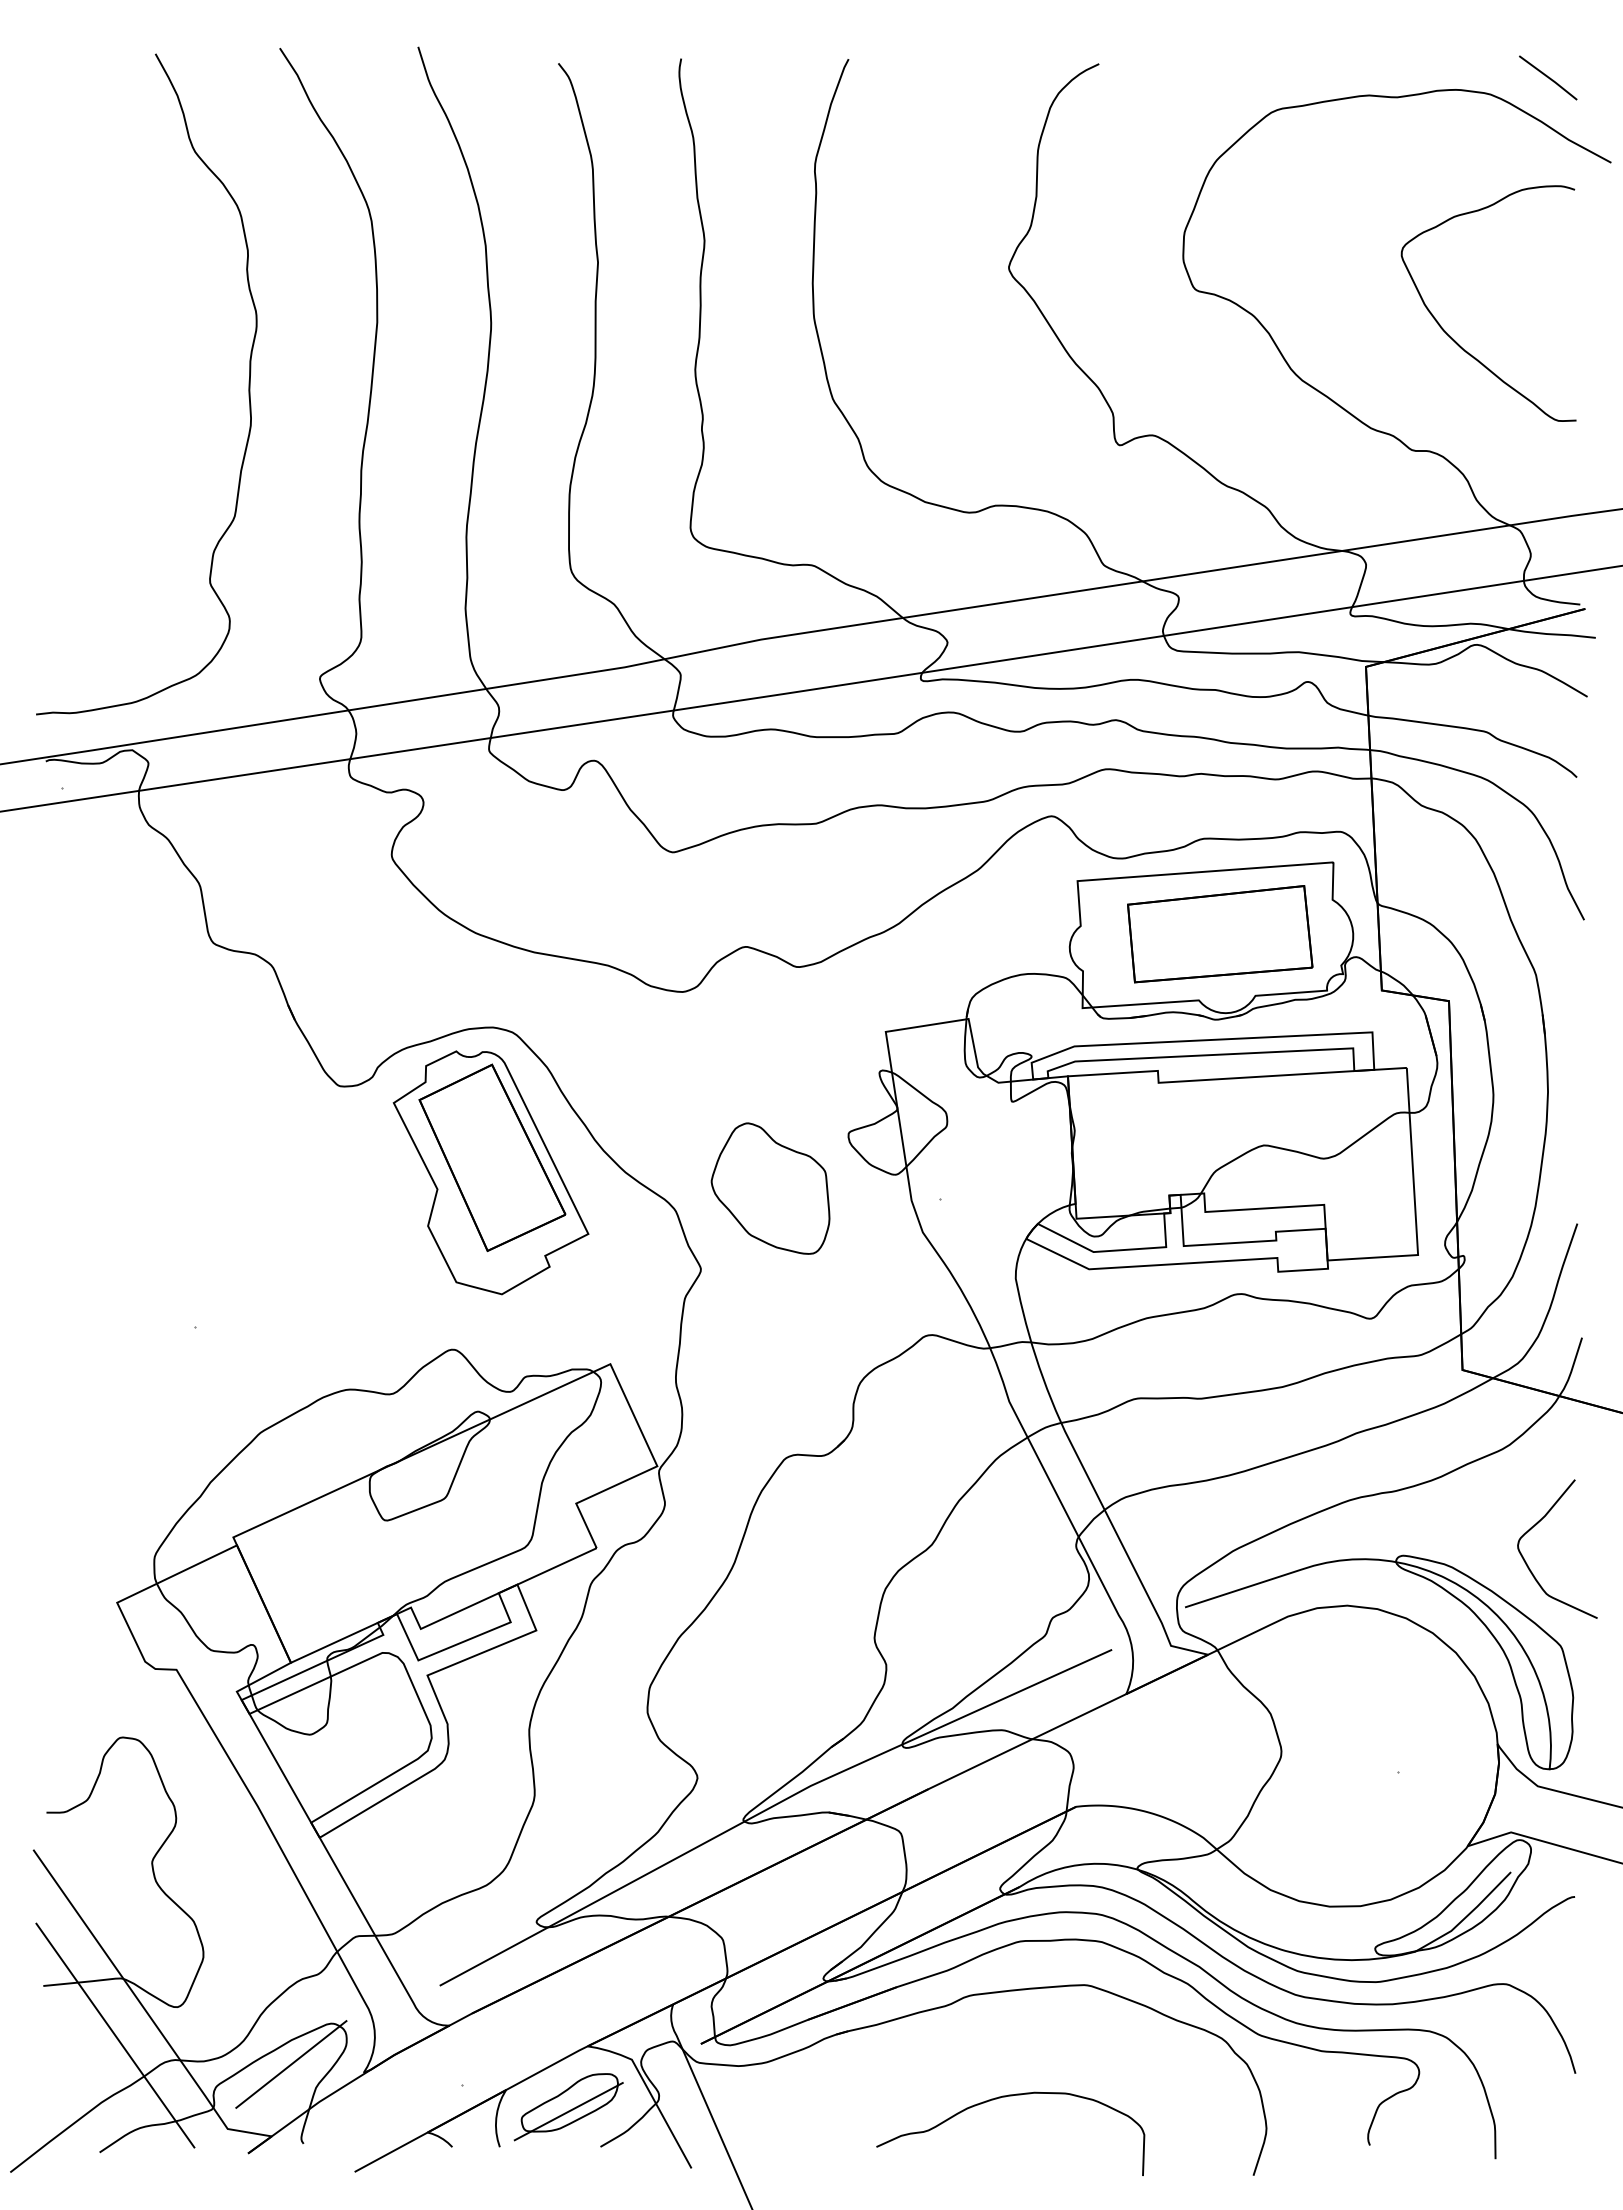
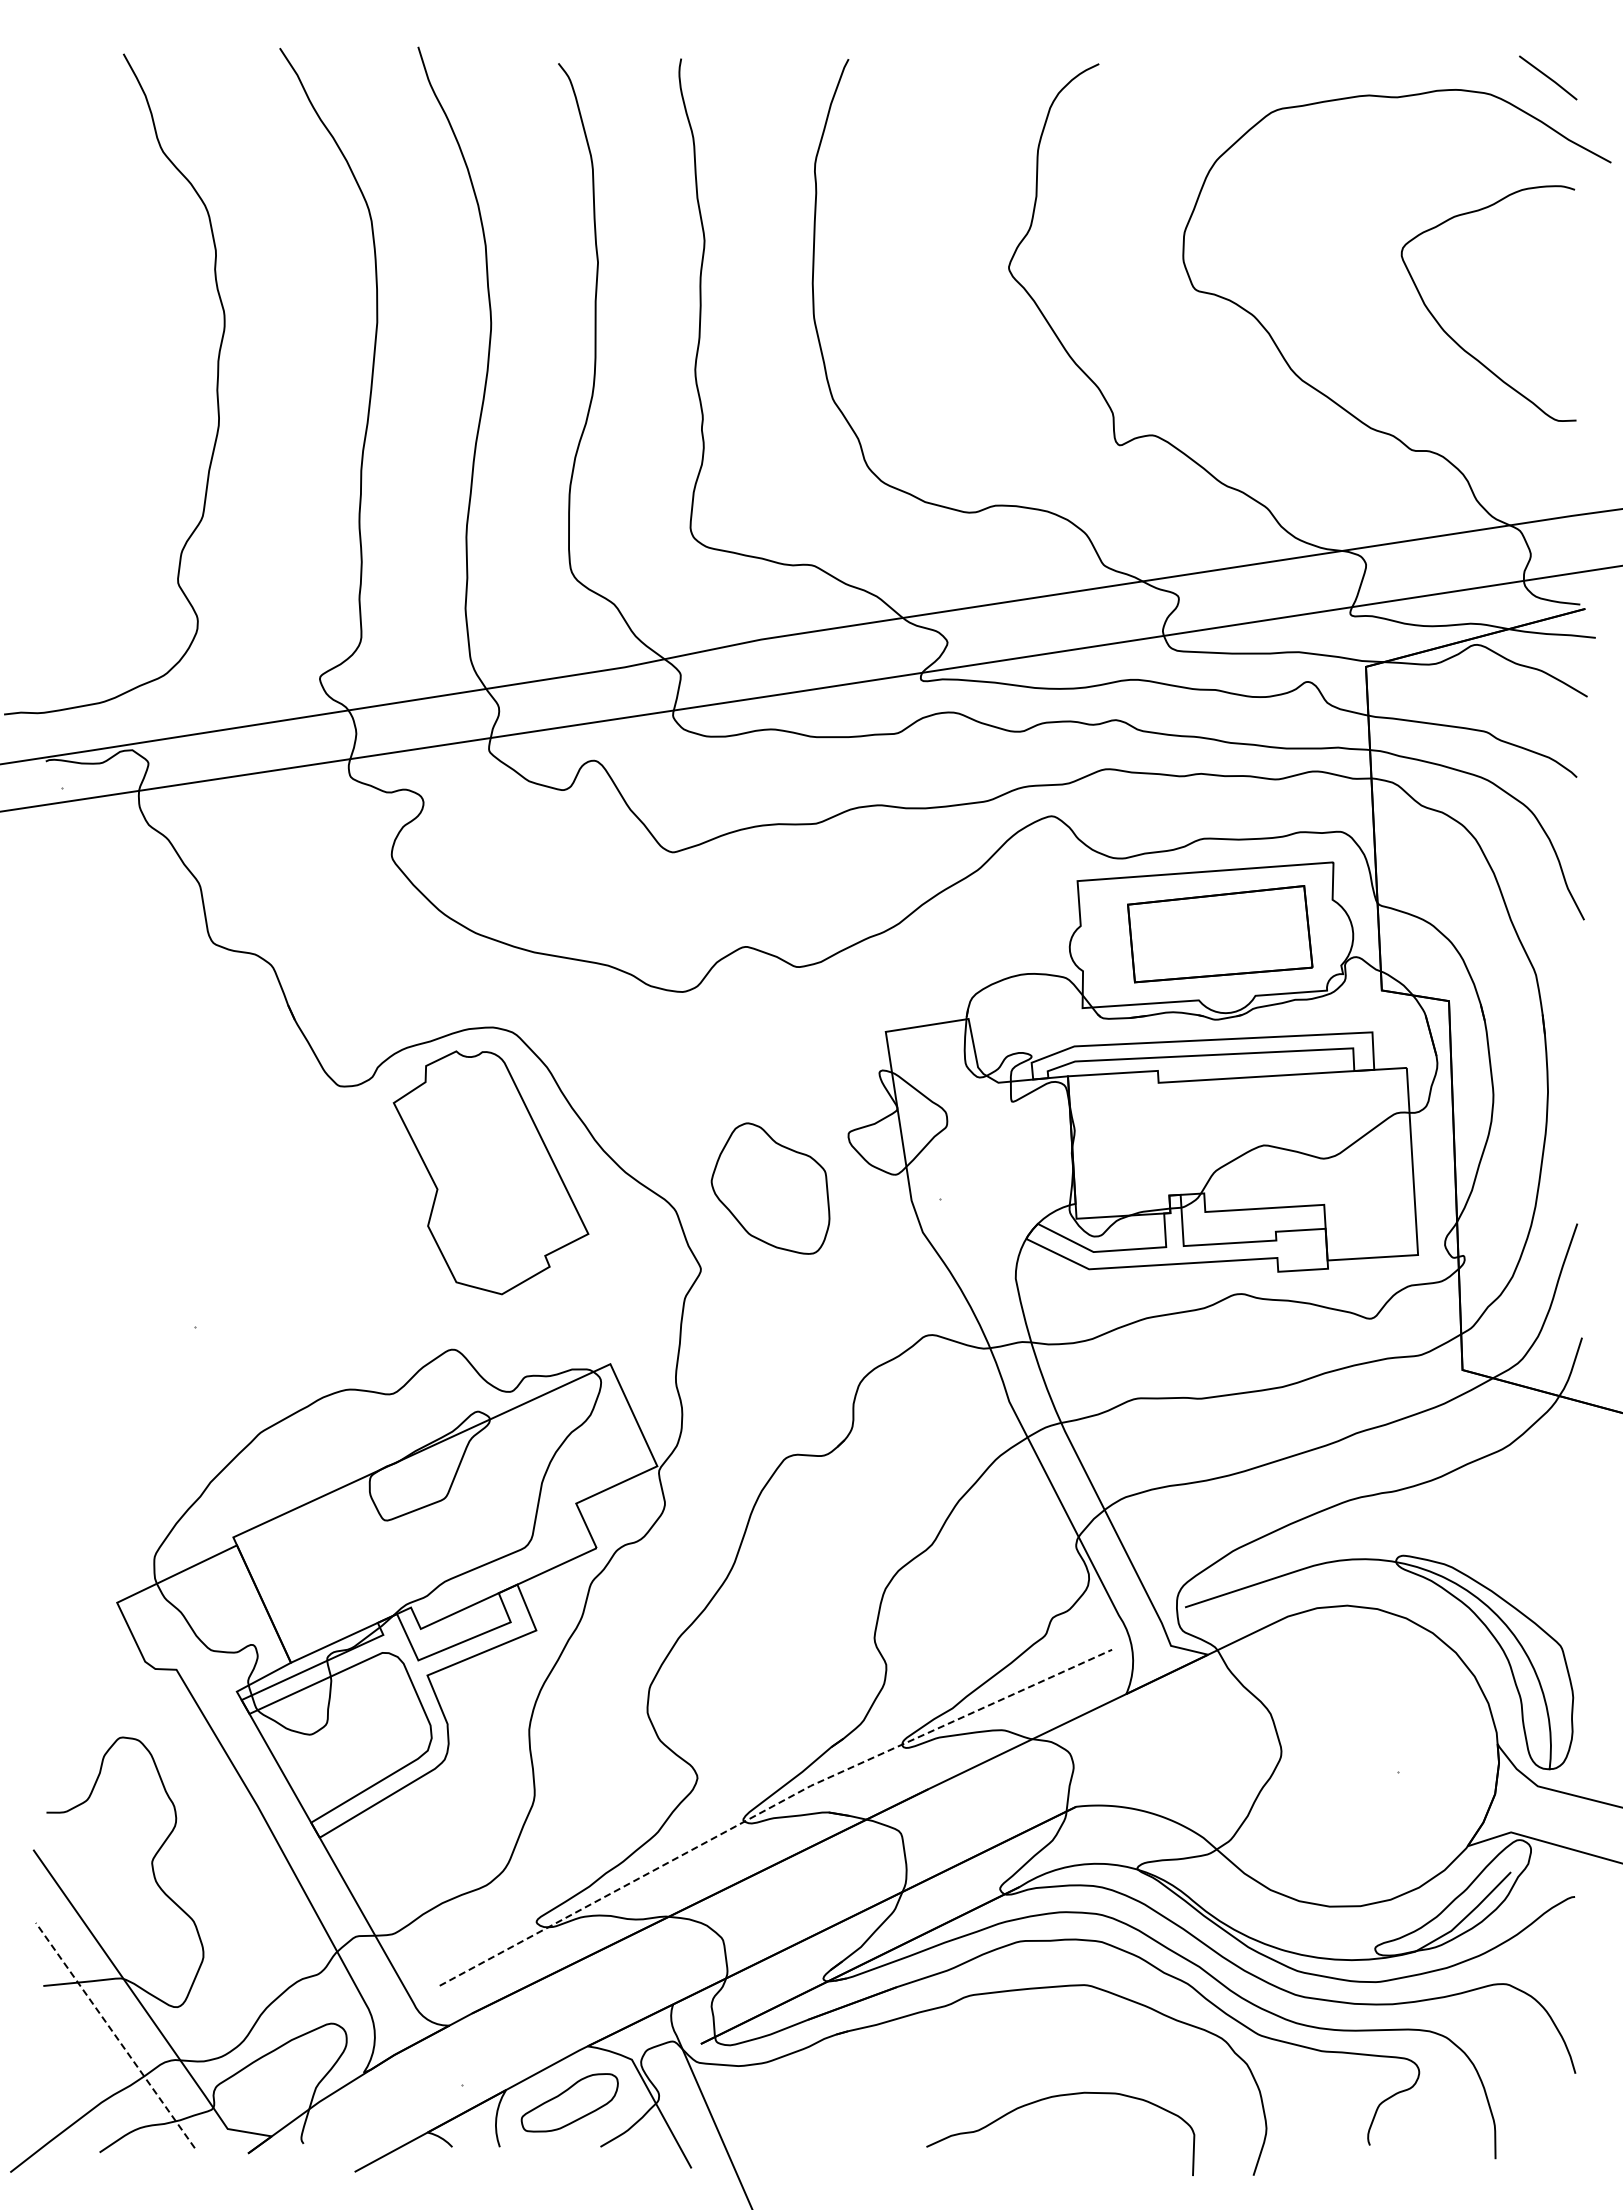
curve position: (248, 384) -> (216, 384) (216, 384)
part: present -> none (492, 1157)
curve: present -> none (1536, 1525)
line: solid -> dashed (771, 1807)
line: solid -> dashed (115, 2035)
line: present -> none (291, 2064)
curve position: (1005, 2097) -> (1055, 2097) (1055, 2097)
line: present -> none (568, 2111)
